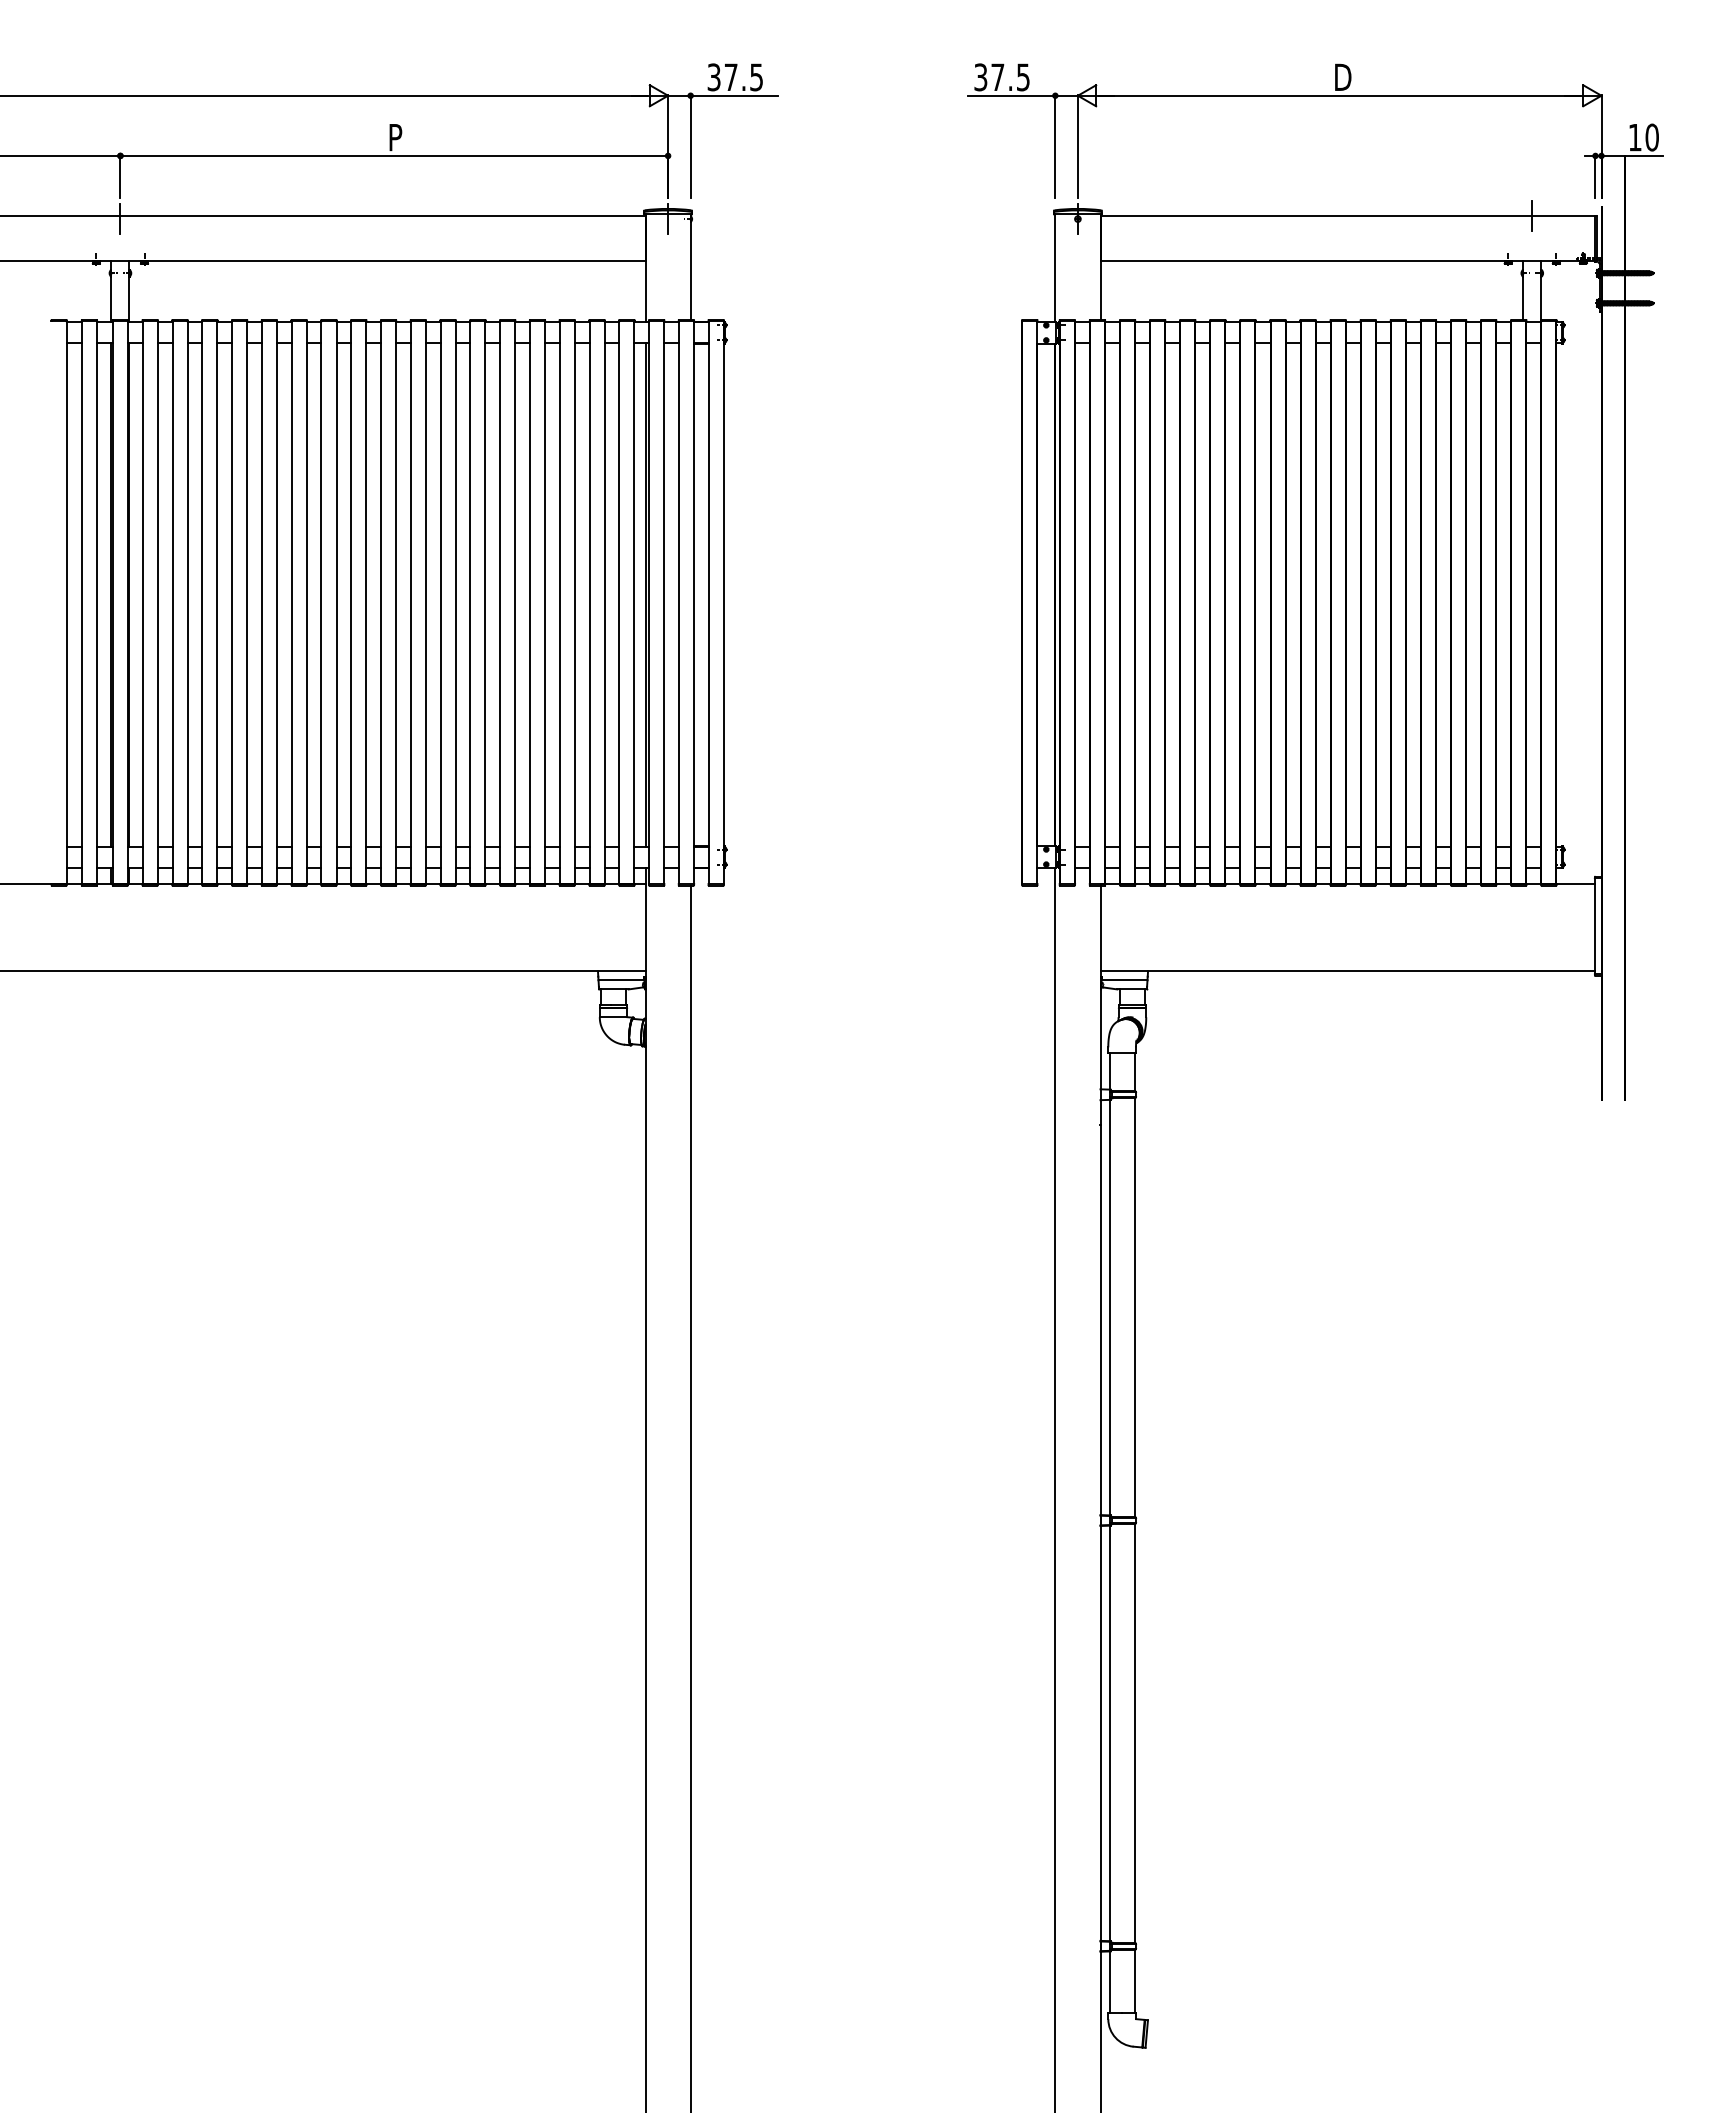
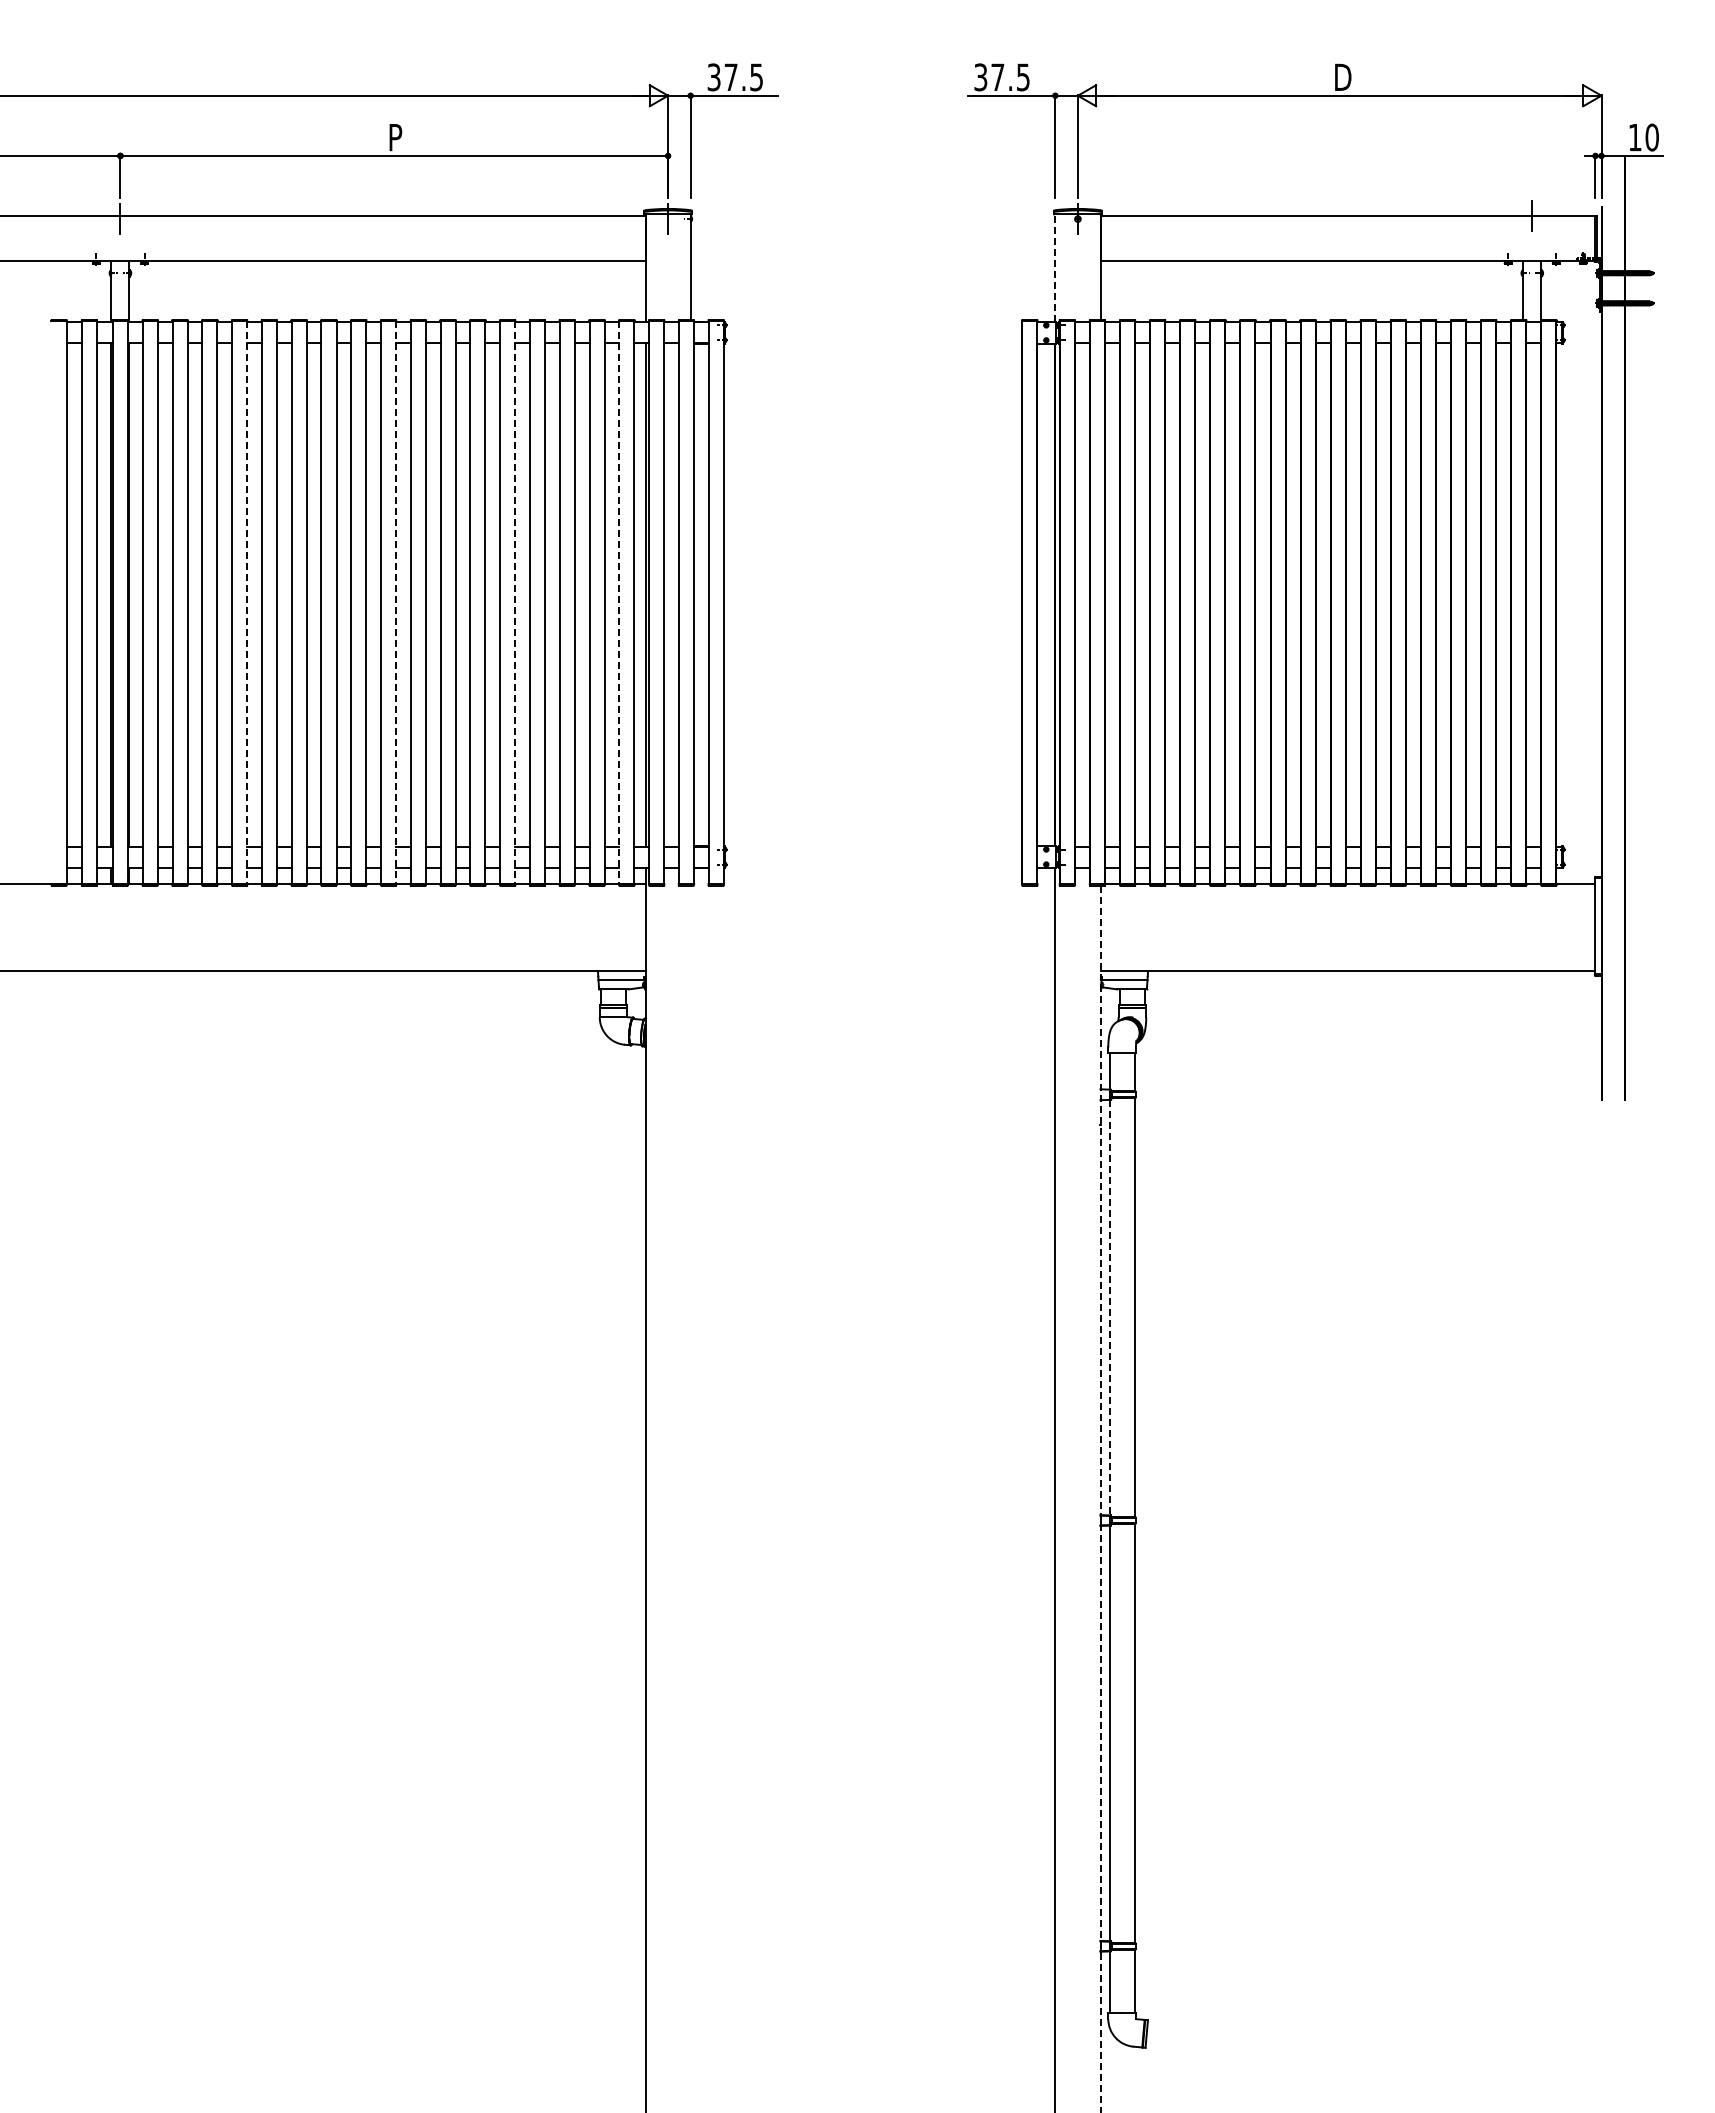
line: solid -> dashed (1055, 268)
line: solid -> dashed (247, 603)
line: solid -> dashed (396, 603)
line: solid -> dashed (515, 603)
line: solid -> dashed (619, 603)
line: solid -> dashed (1109, 1307)
line: present -> none (690, 1497)
line: solid -> dashed (1100, 1498)
